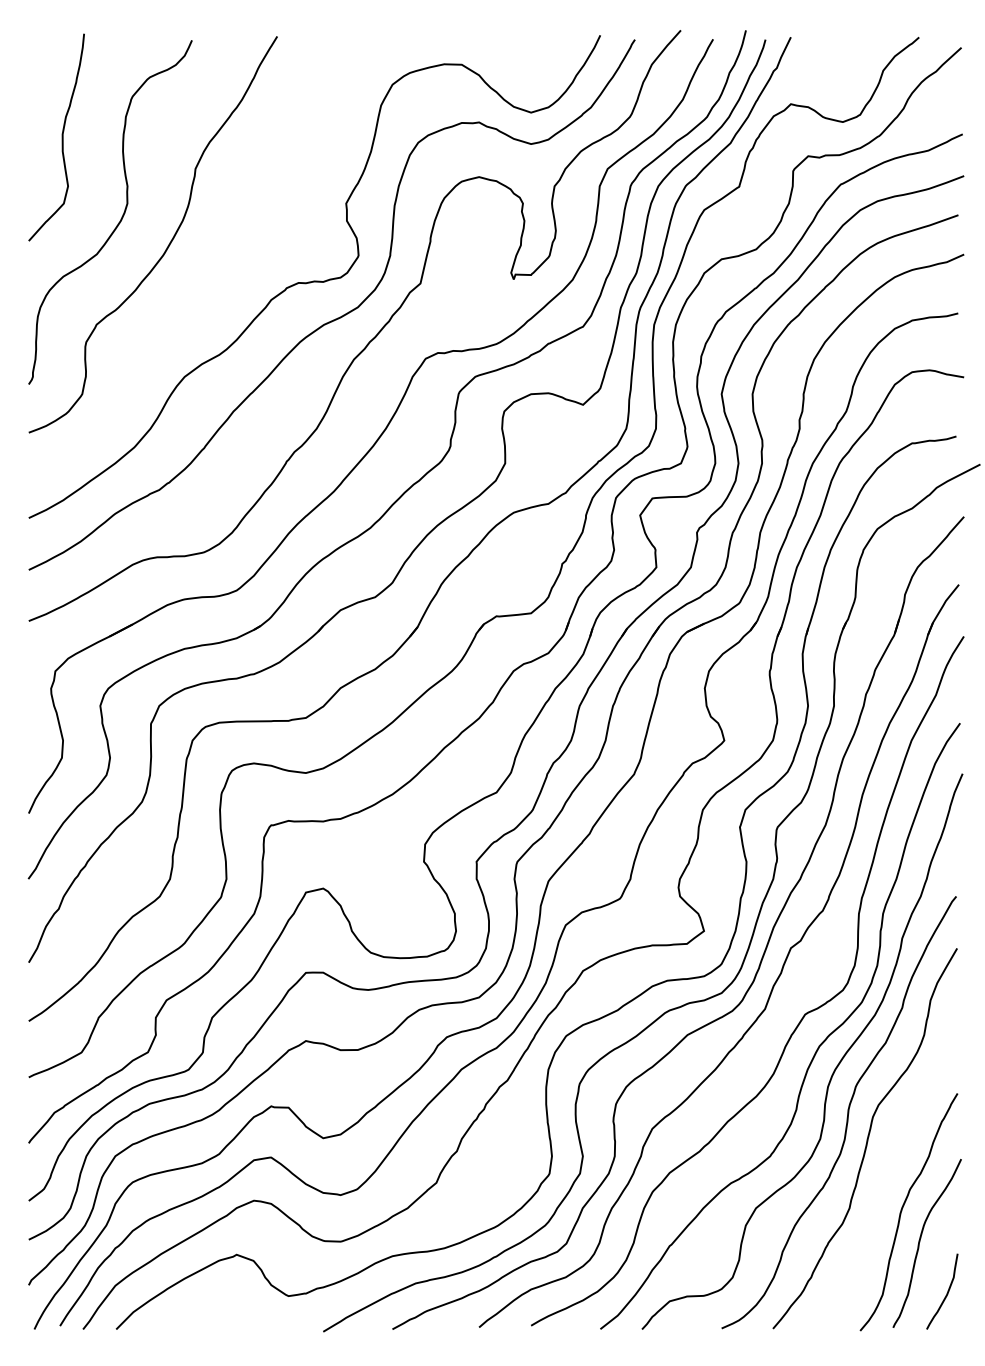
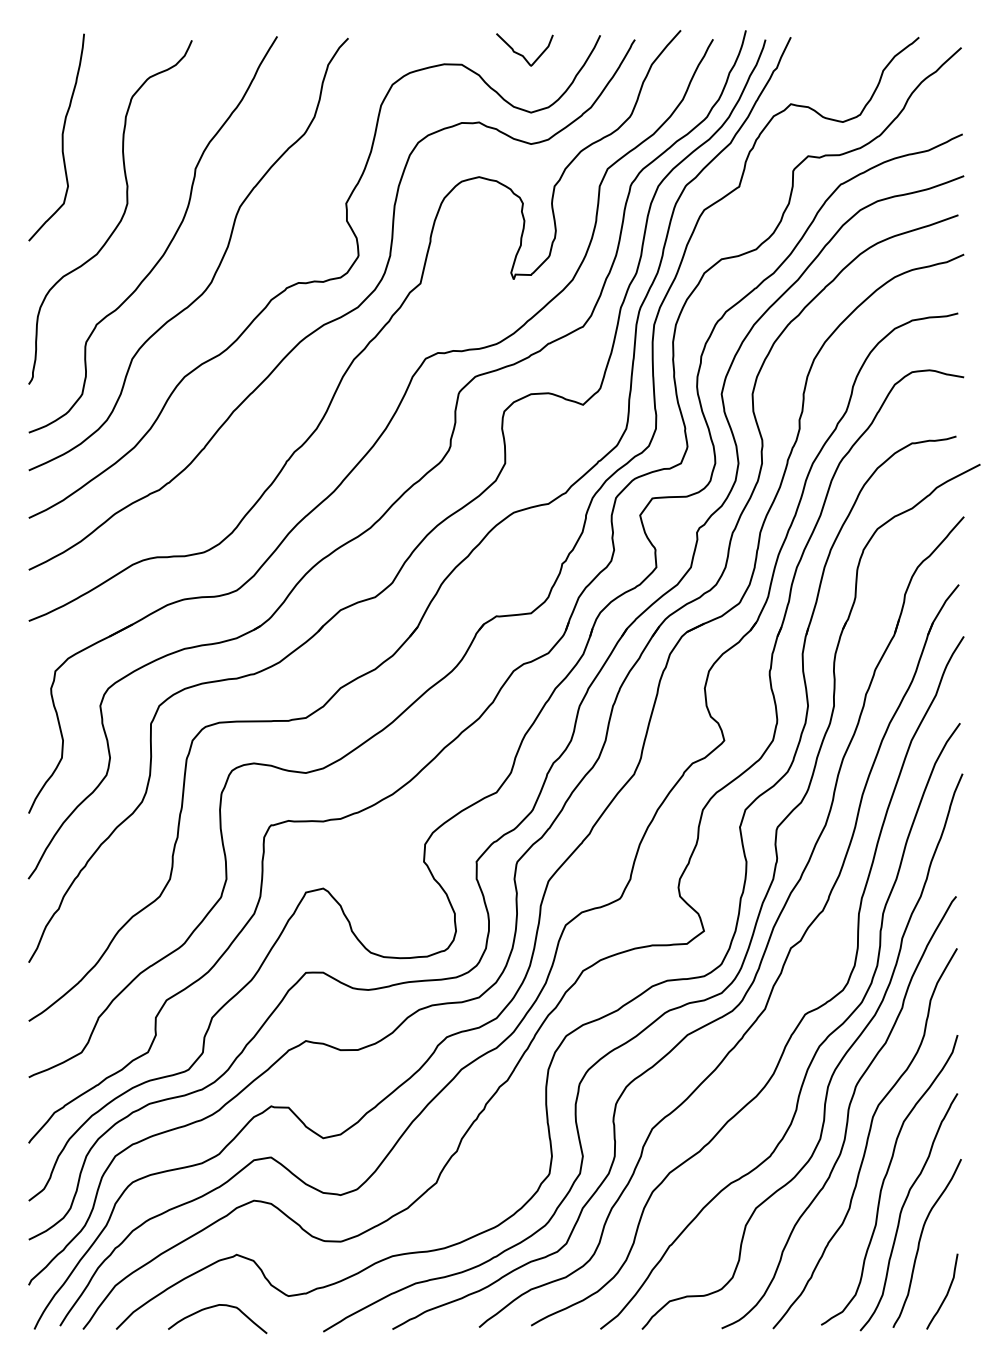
curve: none -> present (522, 54)
curve: none -> present (216, 268)
curve: none -> present (885, 1179)
curve: none -> present (214, 1307)
